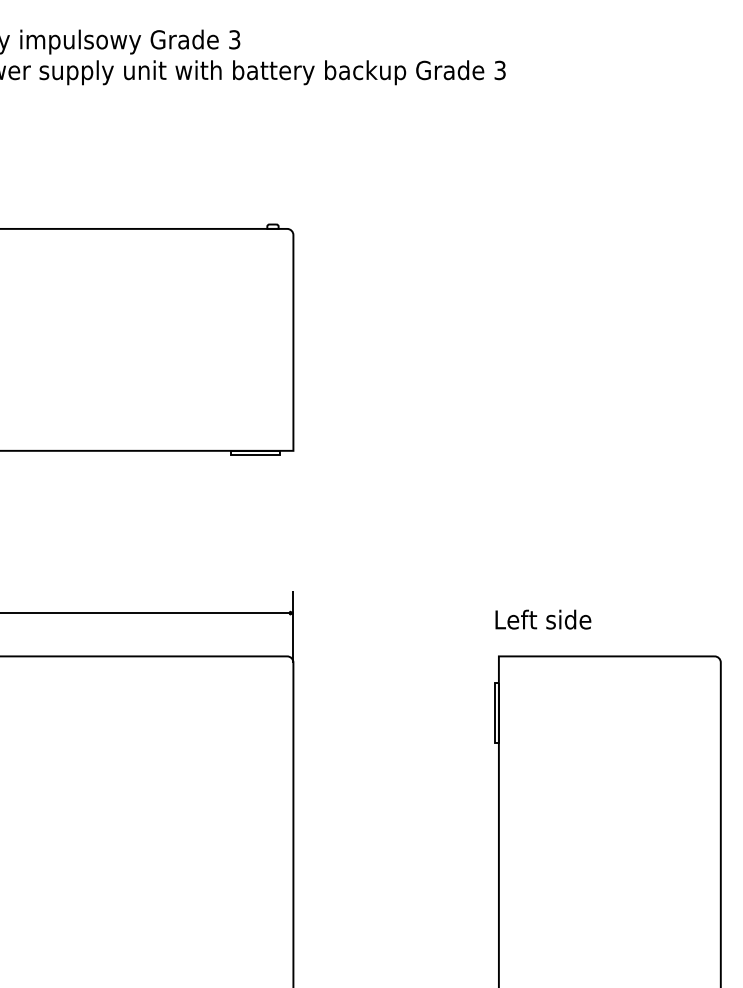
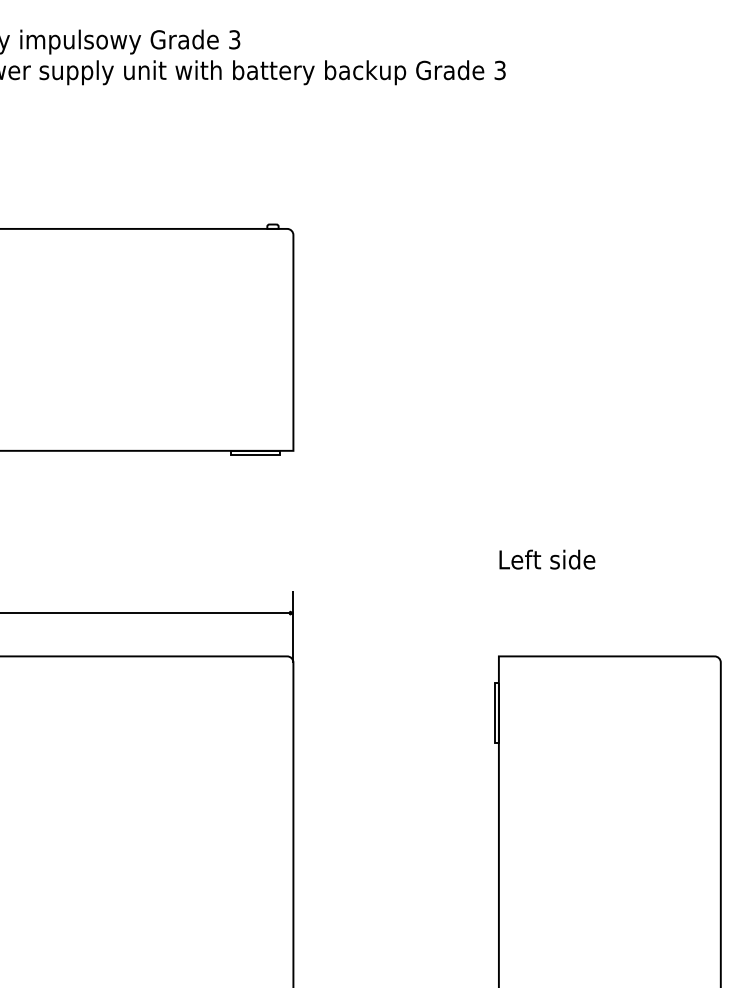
text position: (543, 619) -> (547, 559) (547, 559)
